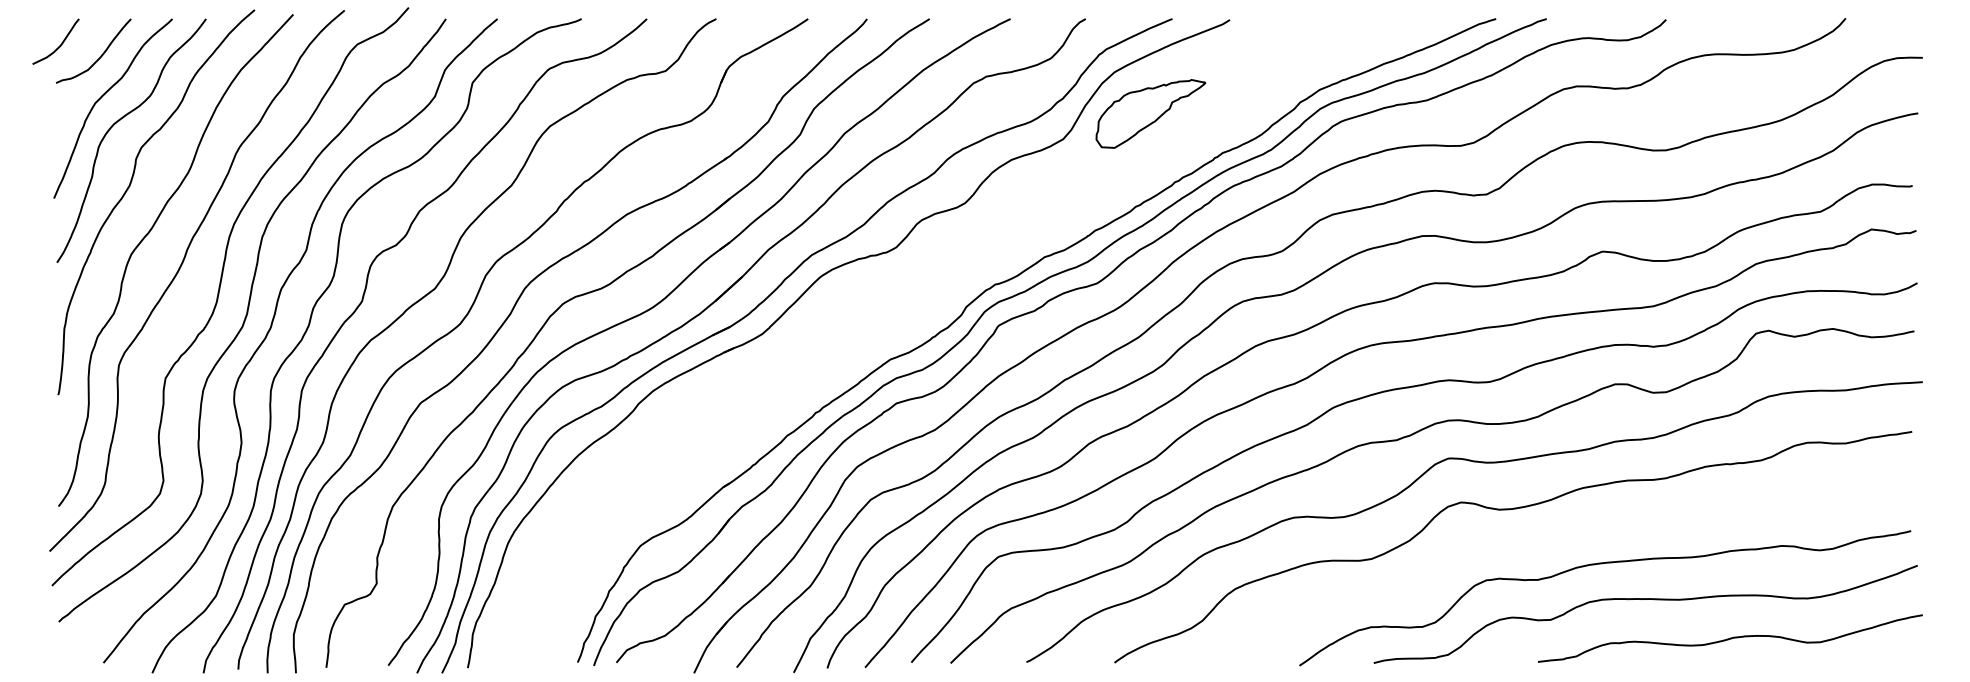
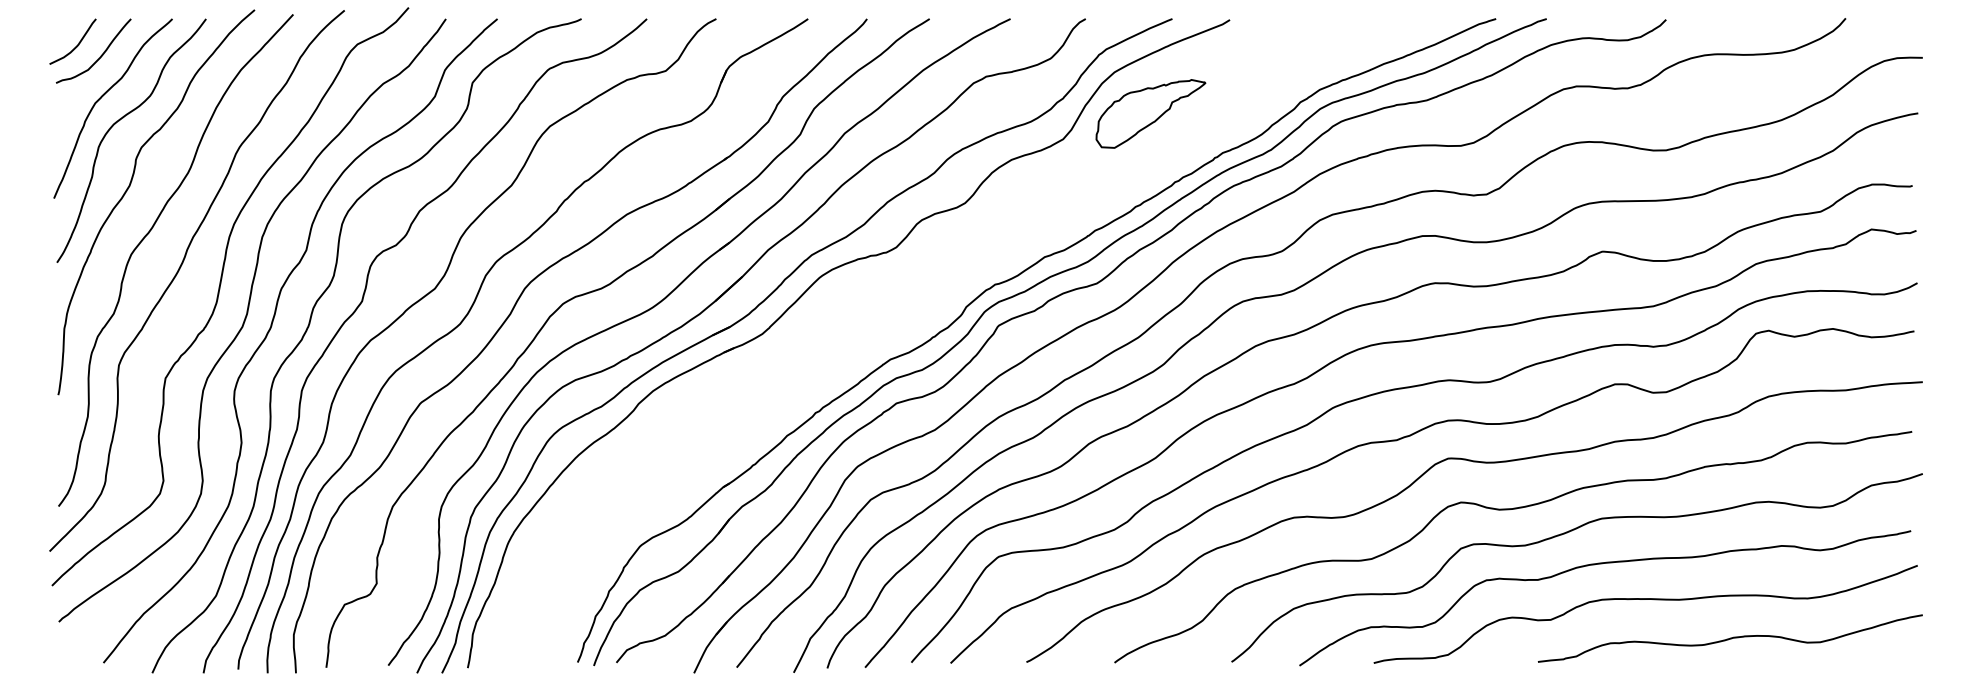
curve position: (59, 45) -> (76, 45) (76, 45)
curve: none -> present (1564, 534)
